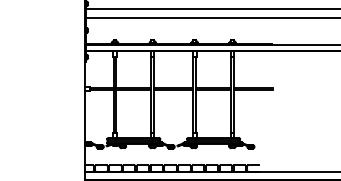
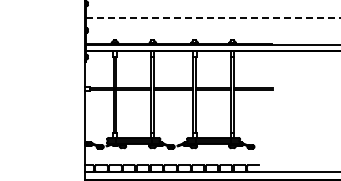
line: present -> none (211, 9)
line: solid -> dashed (213, 17)
